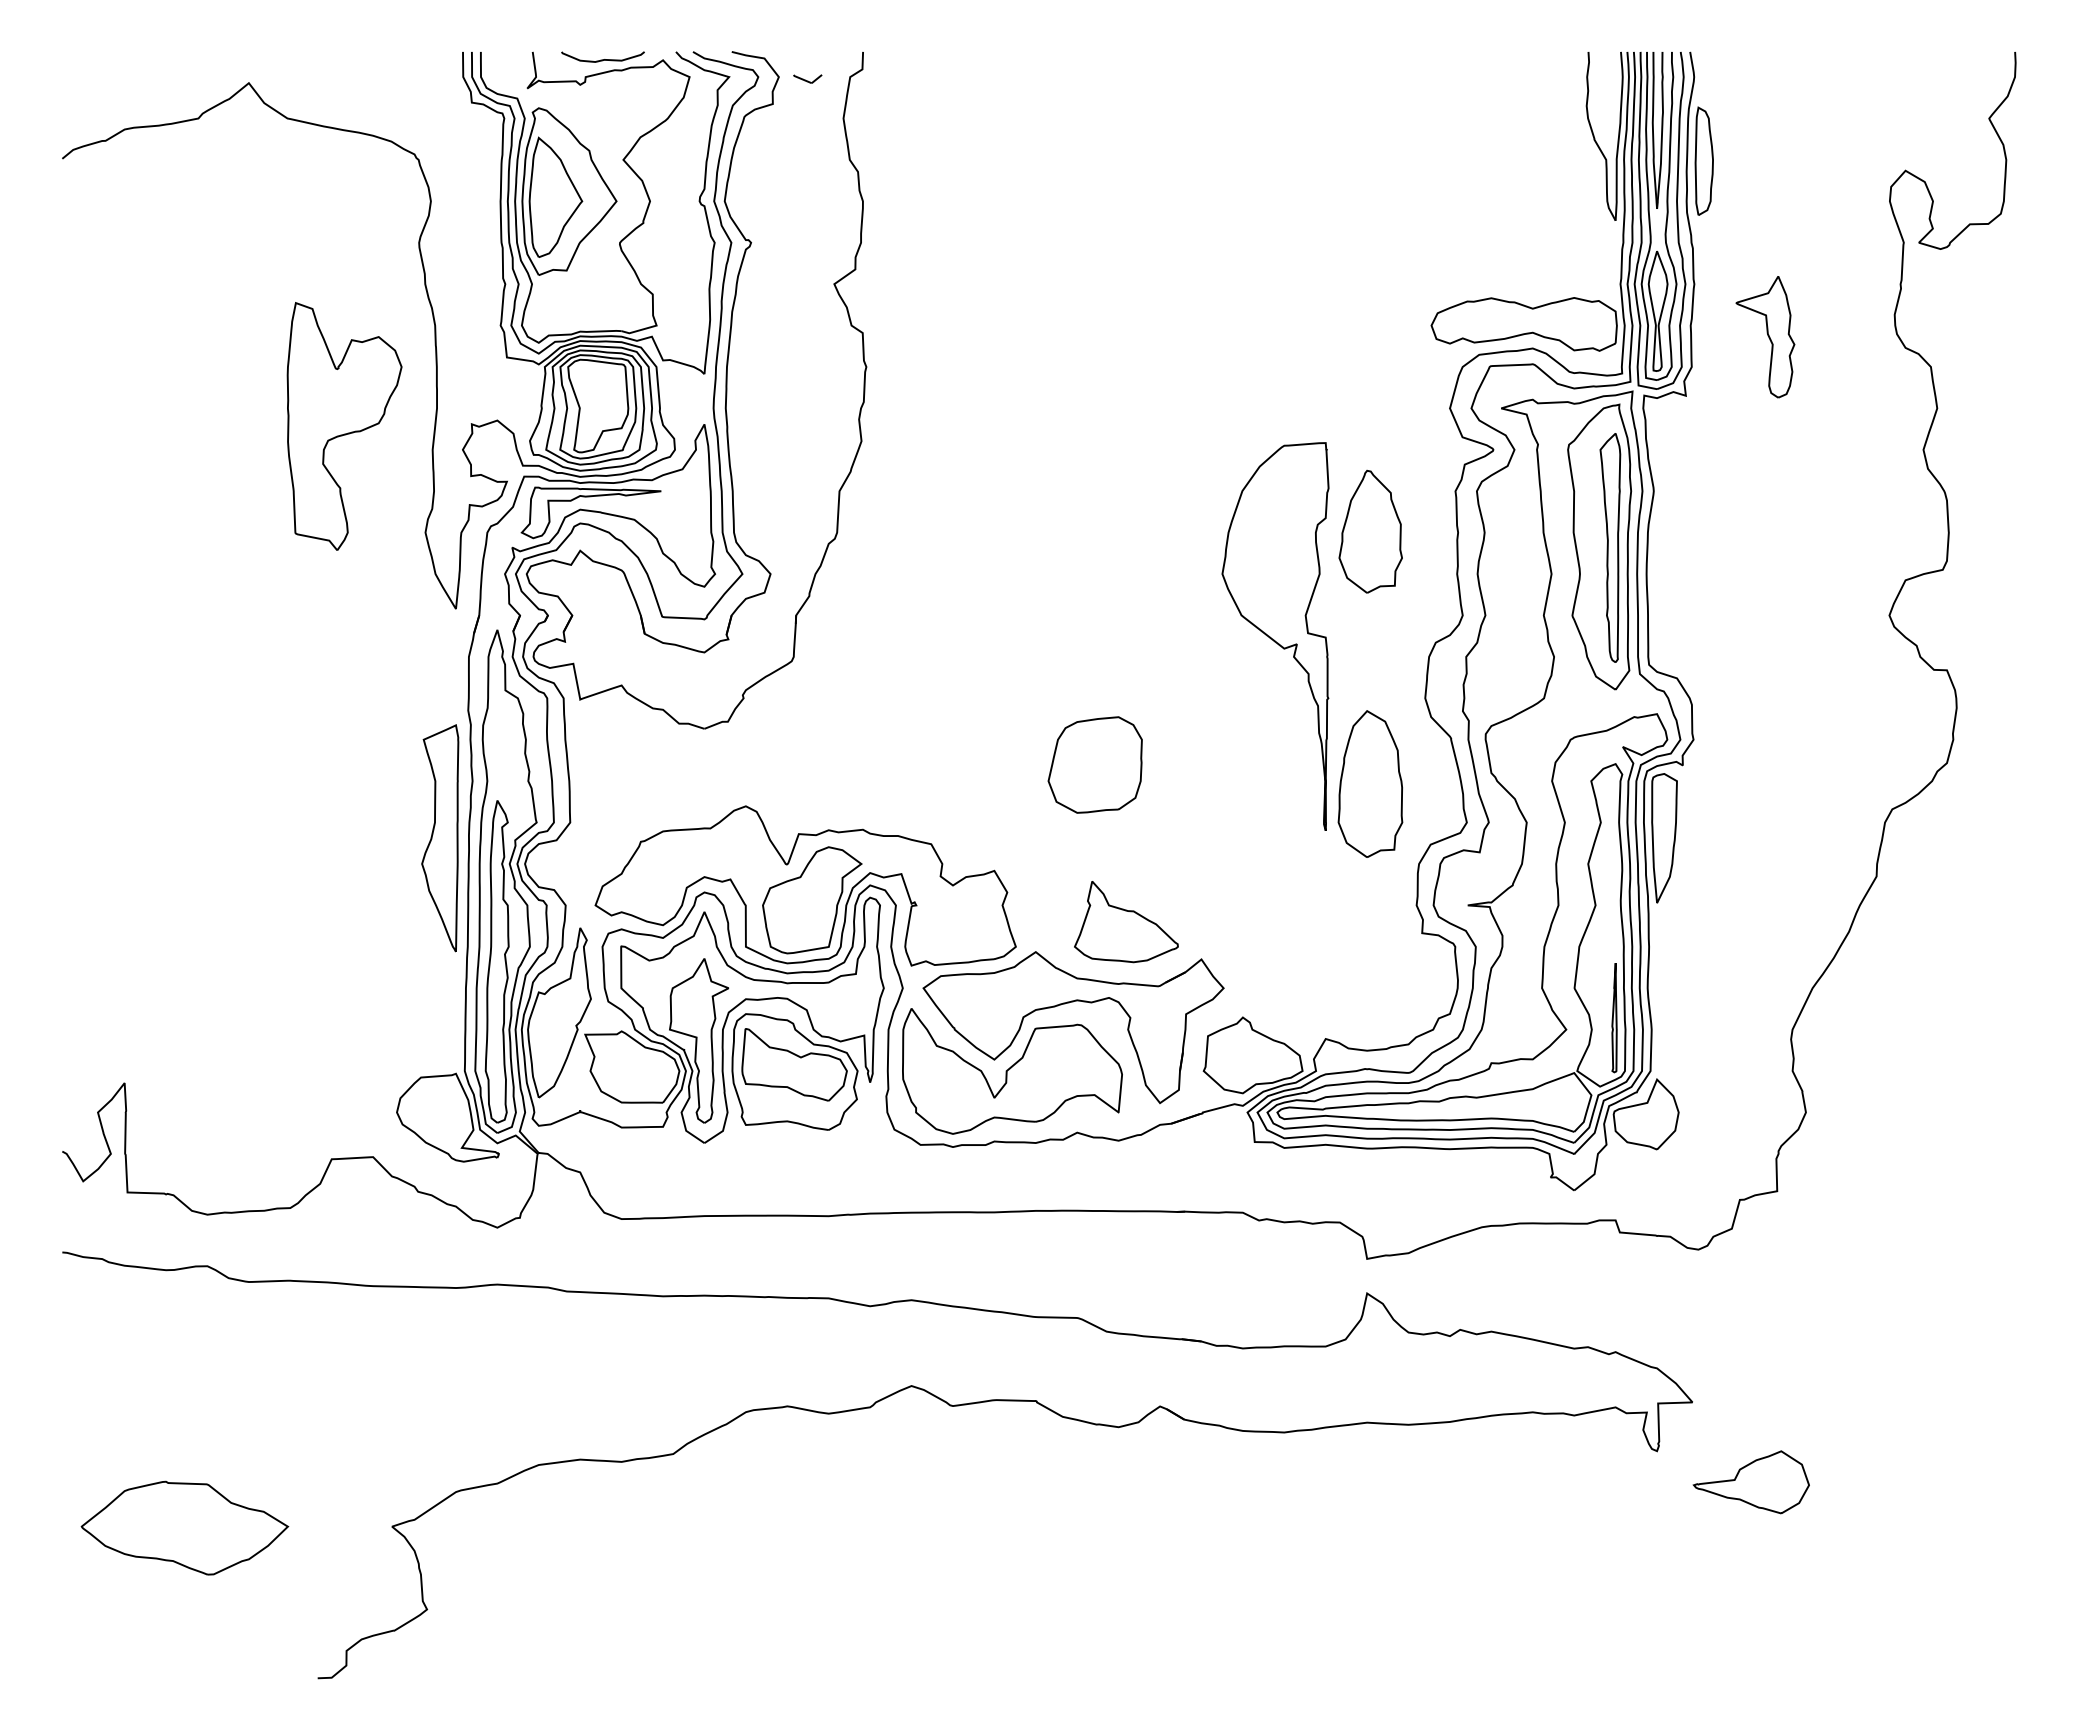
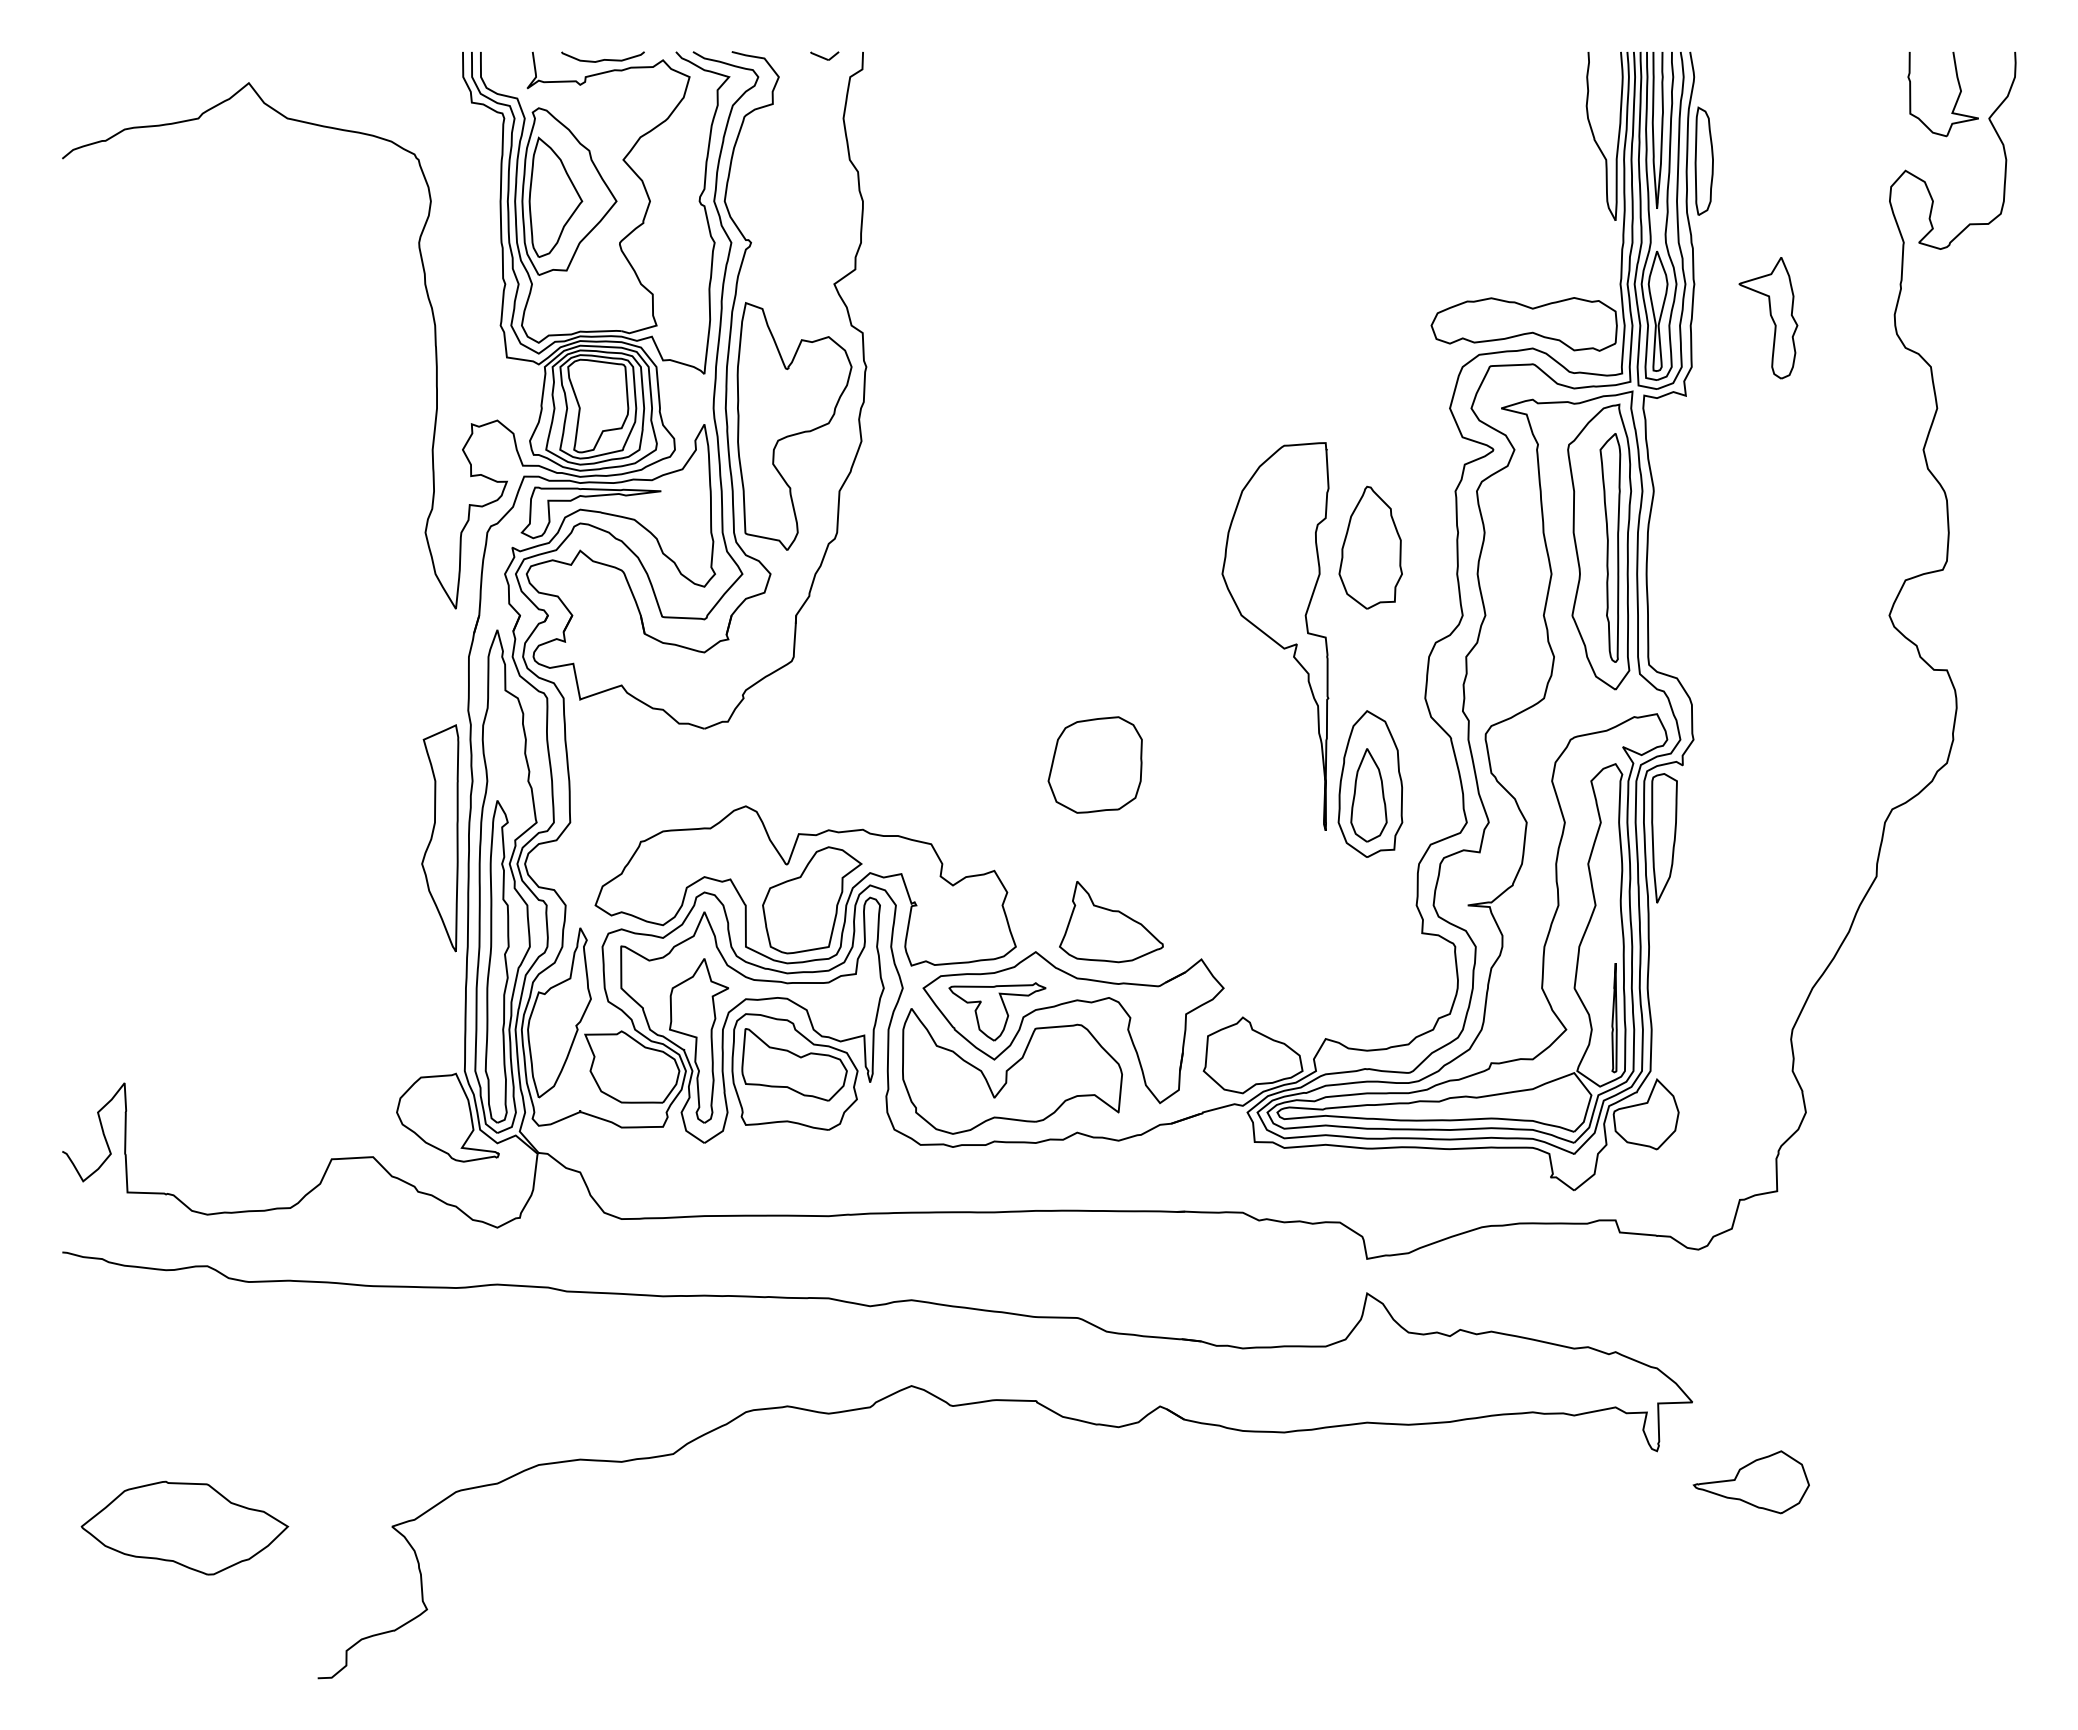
part position: (807, 78) -> (824, 55) (824, 55)
part: none -> present (1956, 99)
part position: (1765, 337) -> (1768, 318) (1768, 318)
part position: (344, 426) -> (794, 426) (794, 426)
part position: (1370, 531) -> (1370, 547) (1370, 547)
part: none -> present (1368, 795)
part position: (1126, 922) -> (1111, 922) (1111, 922)
part: none -> present (997, 1011)
